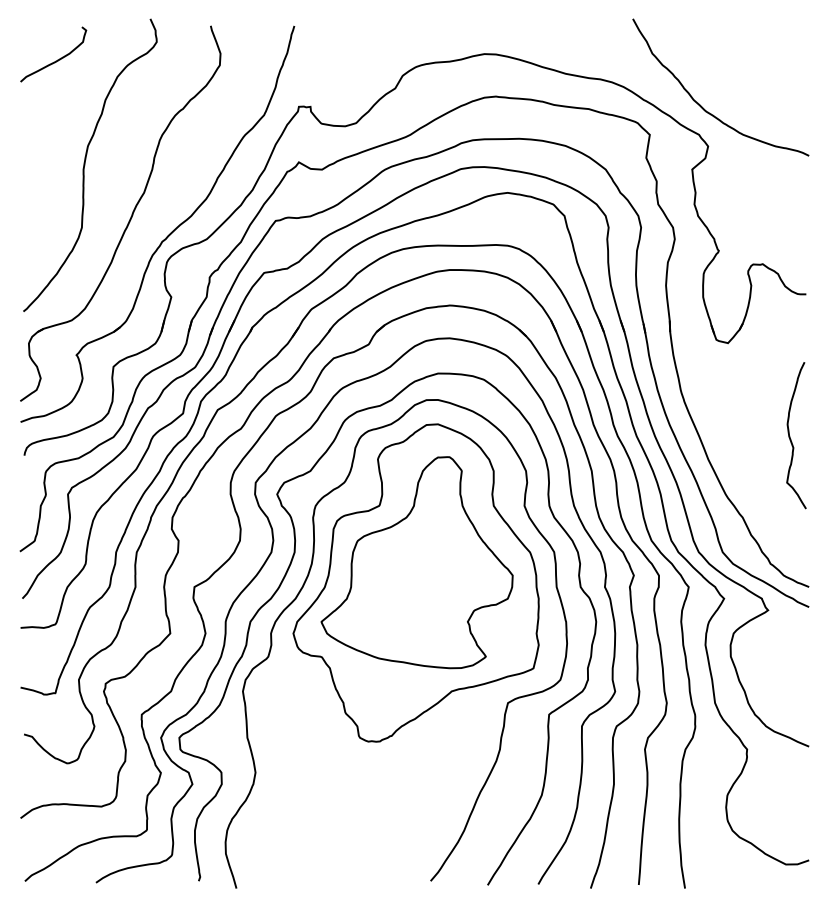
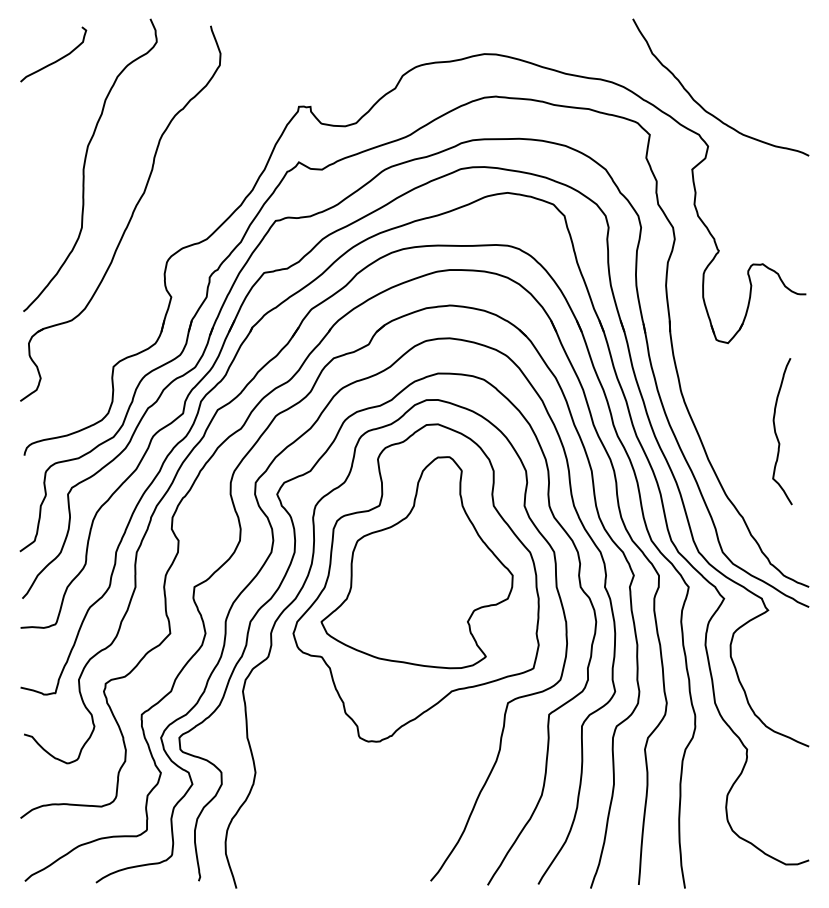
part: present -> none (168, 234)
curve position: (790, 436) -> (776, 432) (776, 432)
